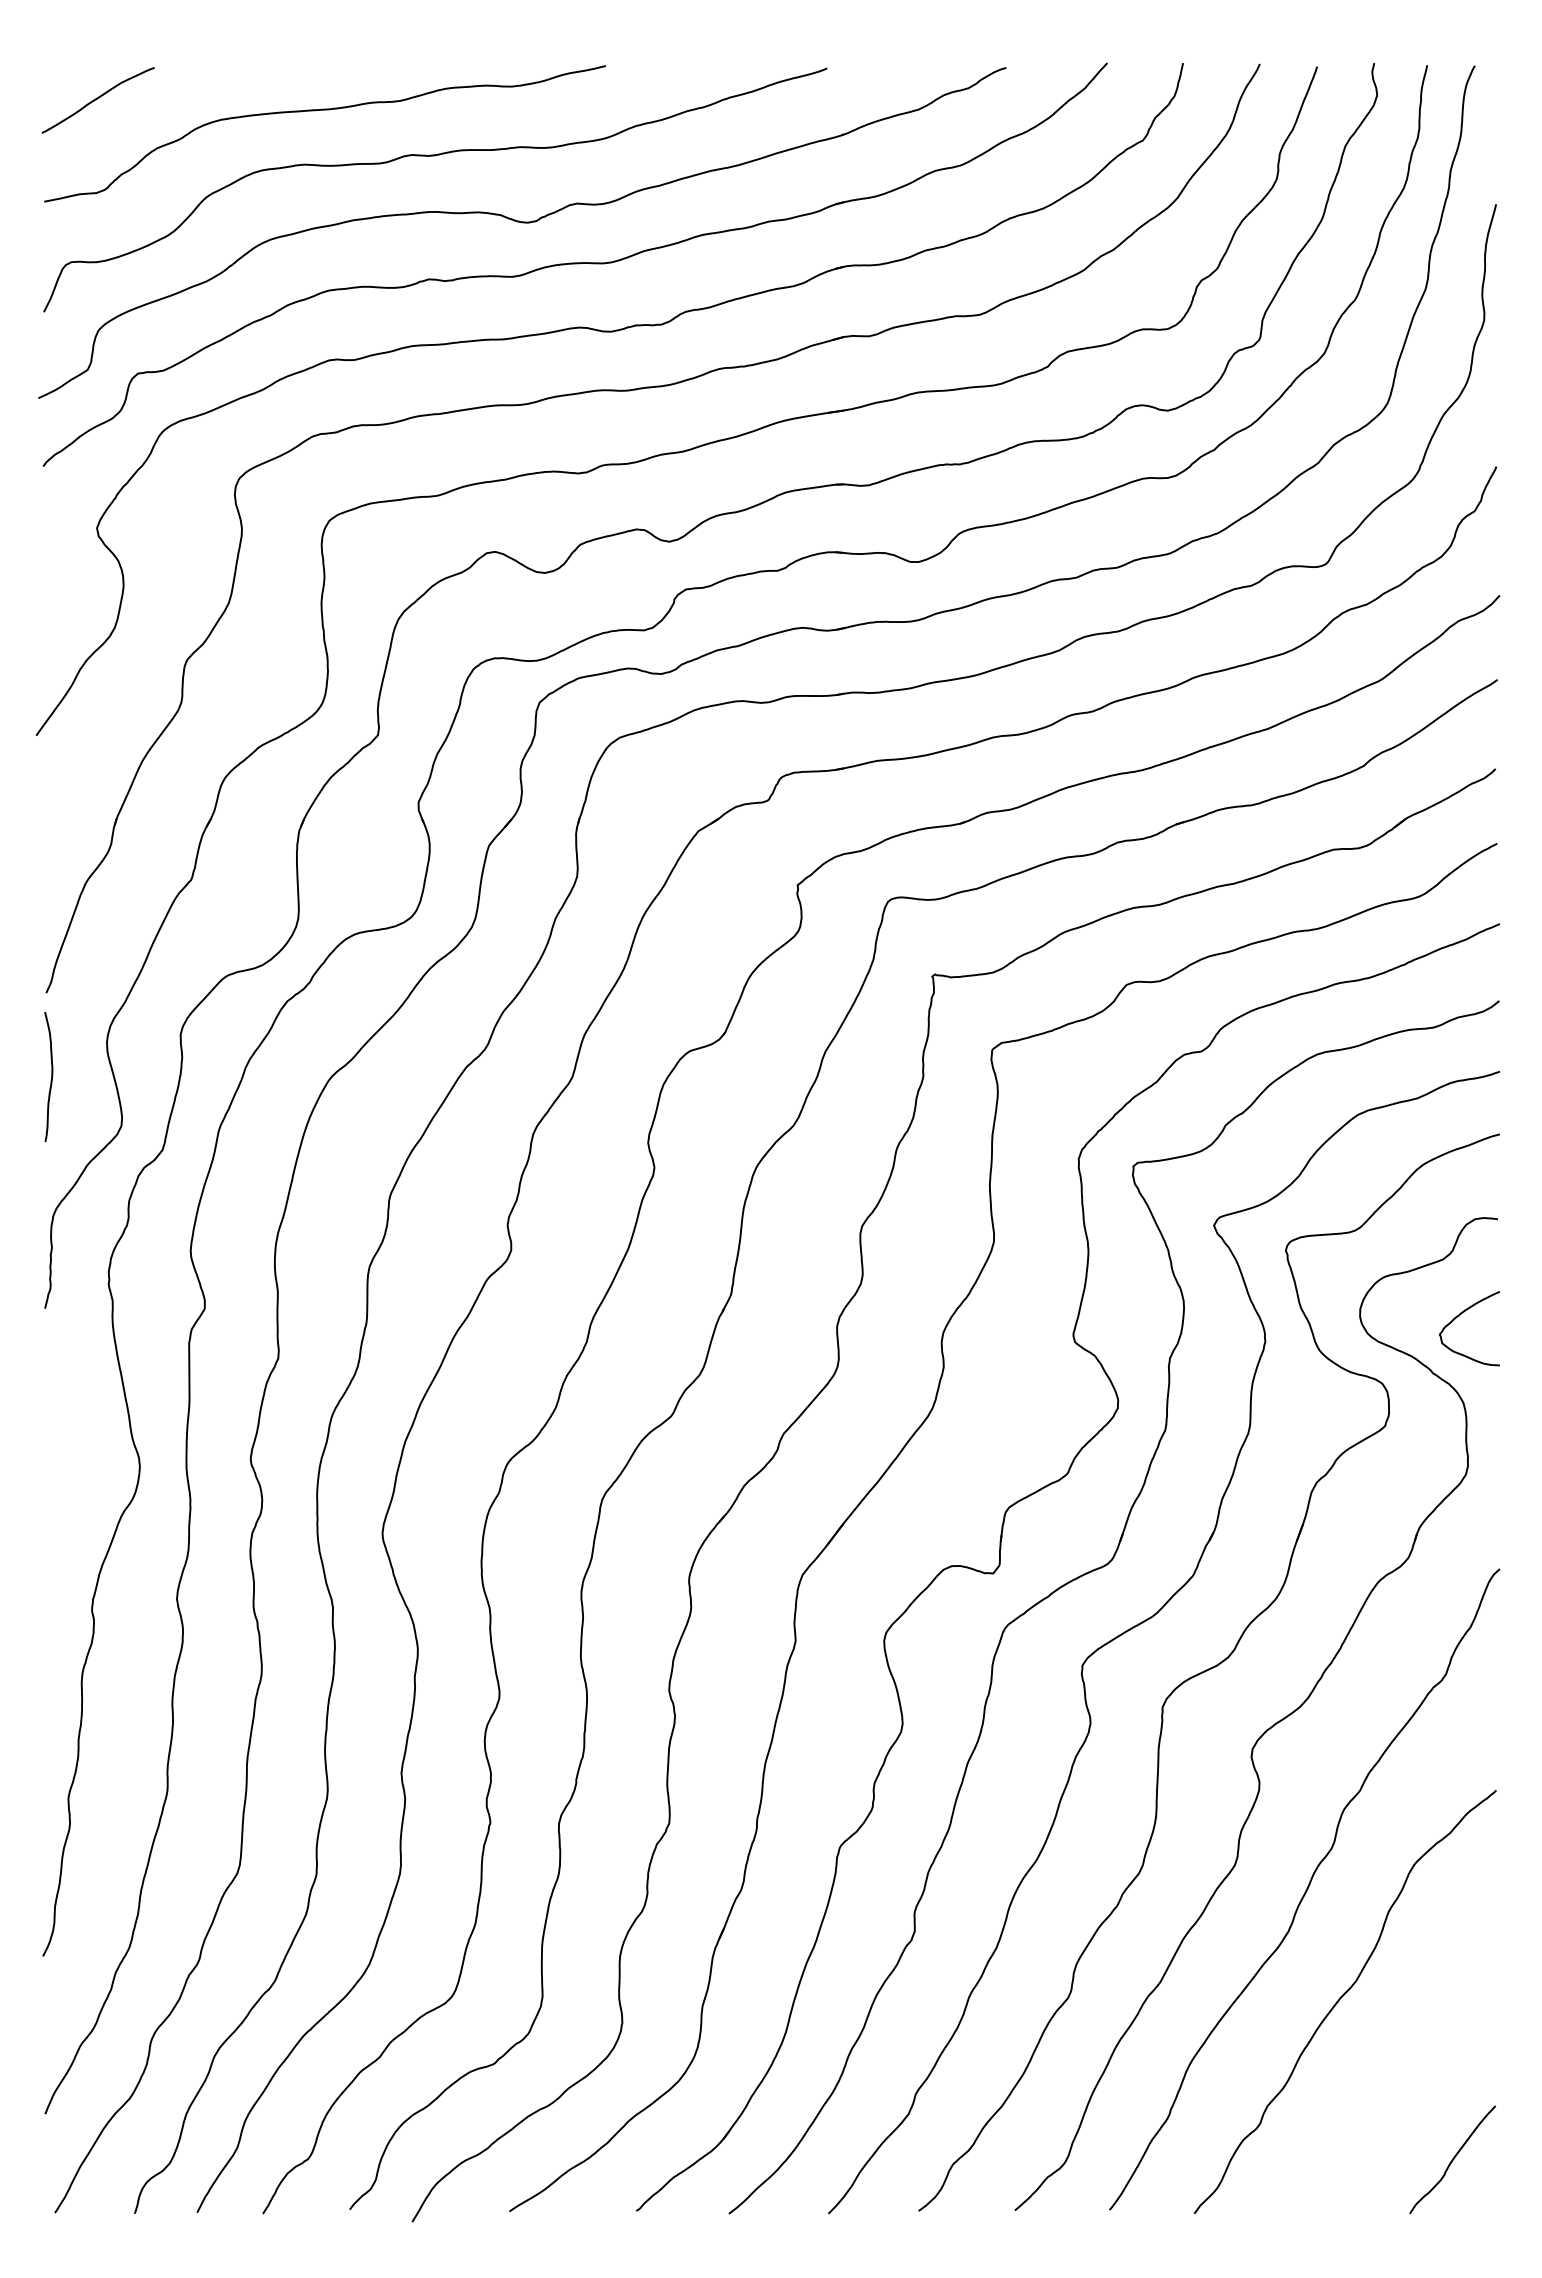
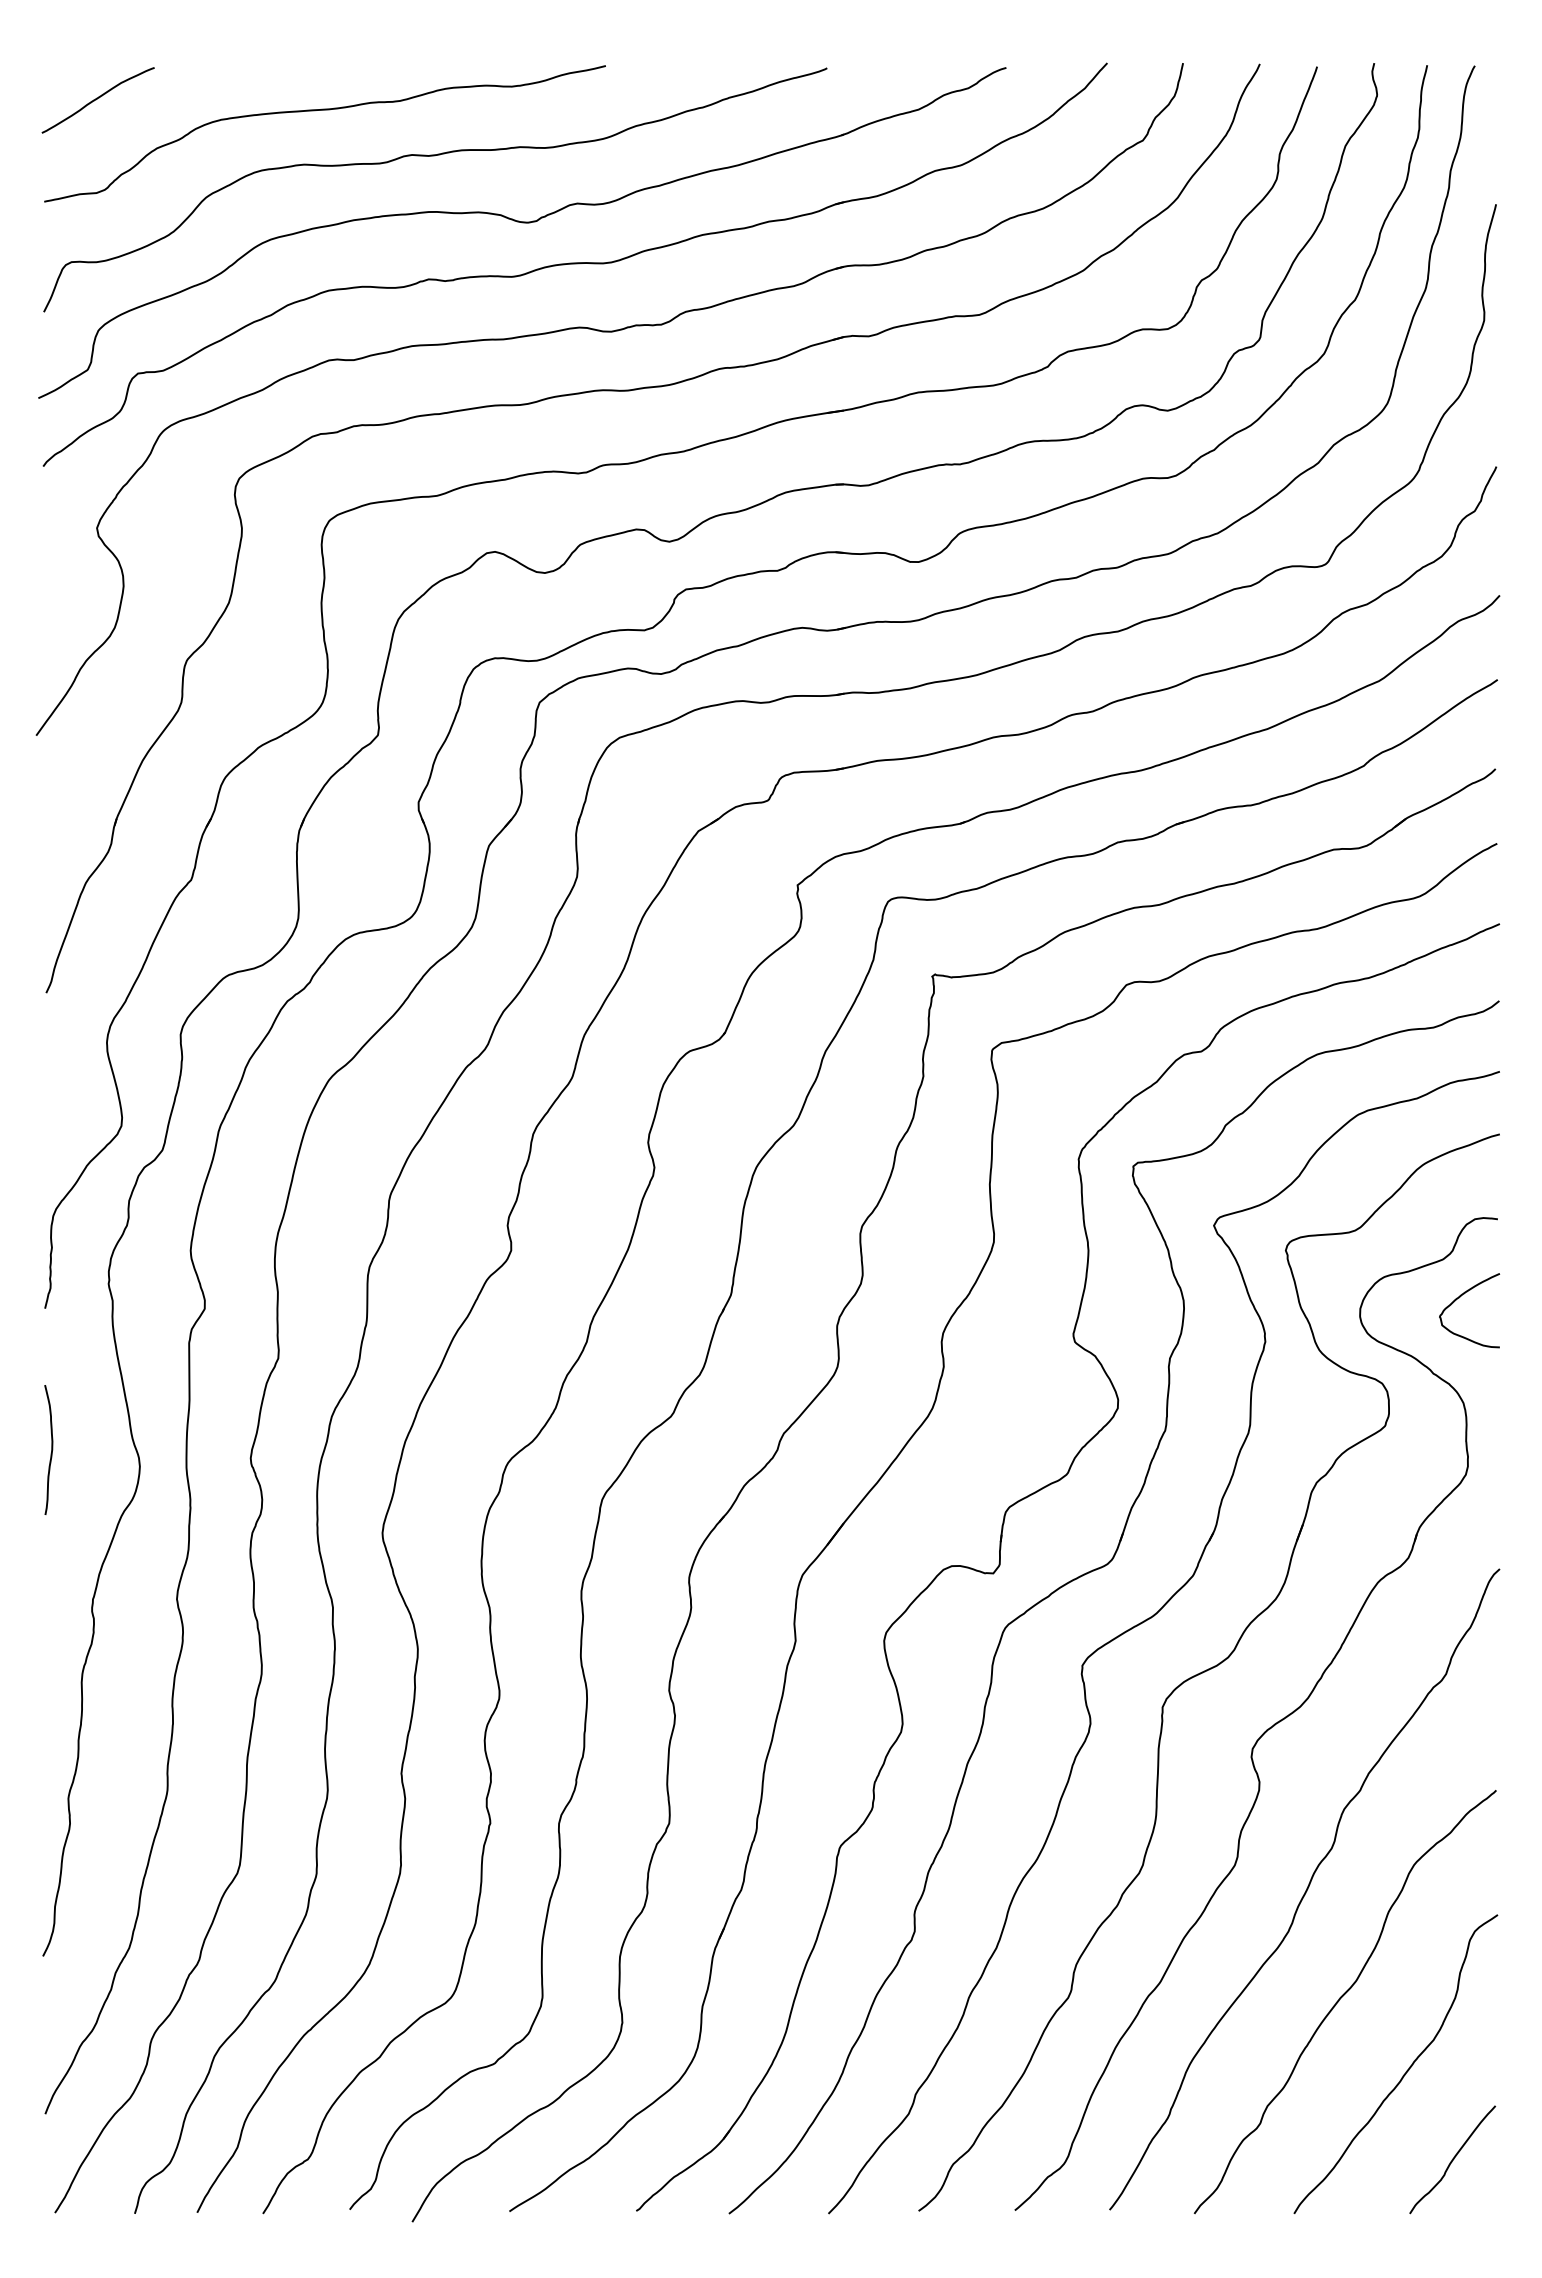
curve position: (51, 1076) -> (51, 1449) (51, 1449)
curve position: (1459, 1316) -> (1459, 1298) (1459, 1298)
curve: none -> present (1406, 2070)
